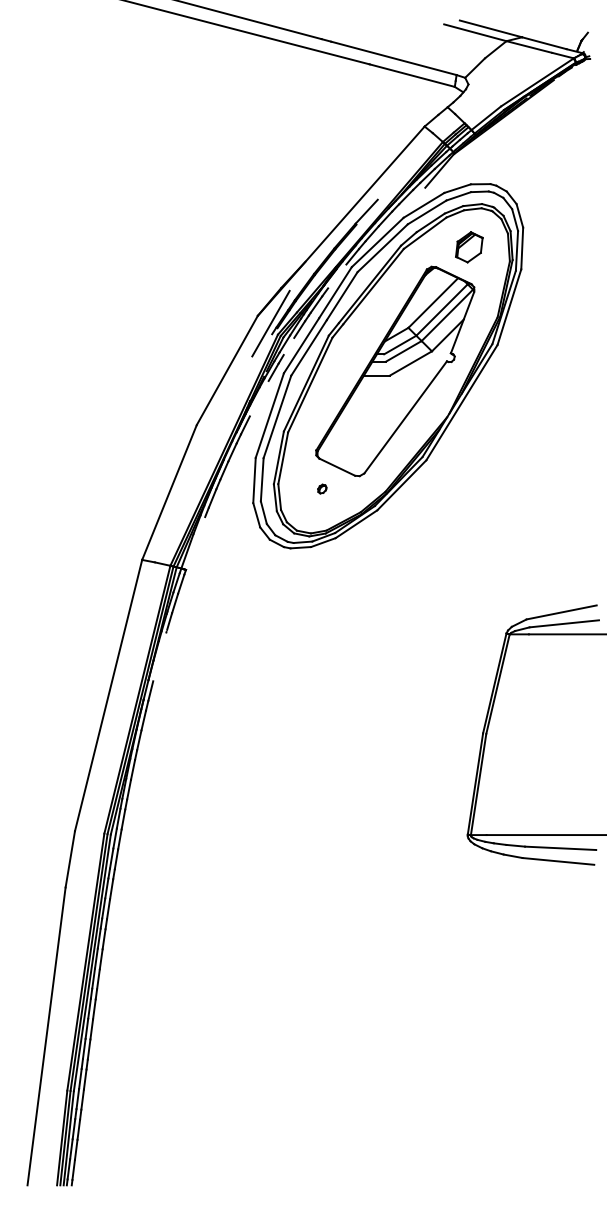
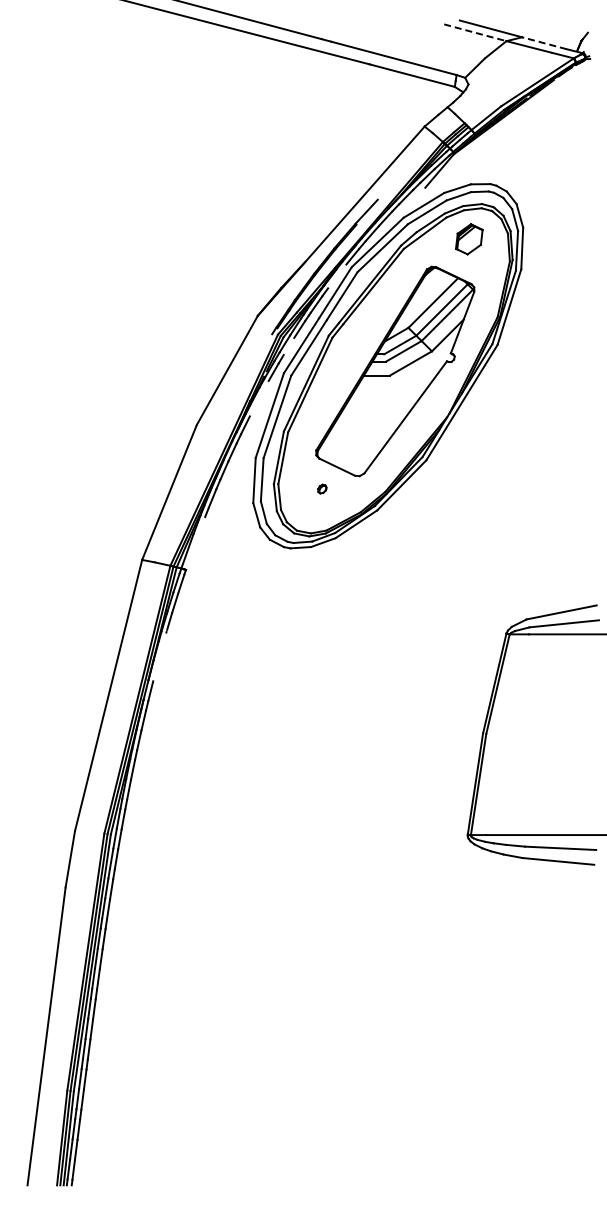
line: solid -> dashed (475, 32)
line: solid -> dashed (543, 43)
part position: (469, 247) -> (469, 239) (469, 239)
line: present -> none (270, 323)
